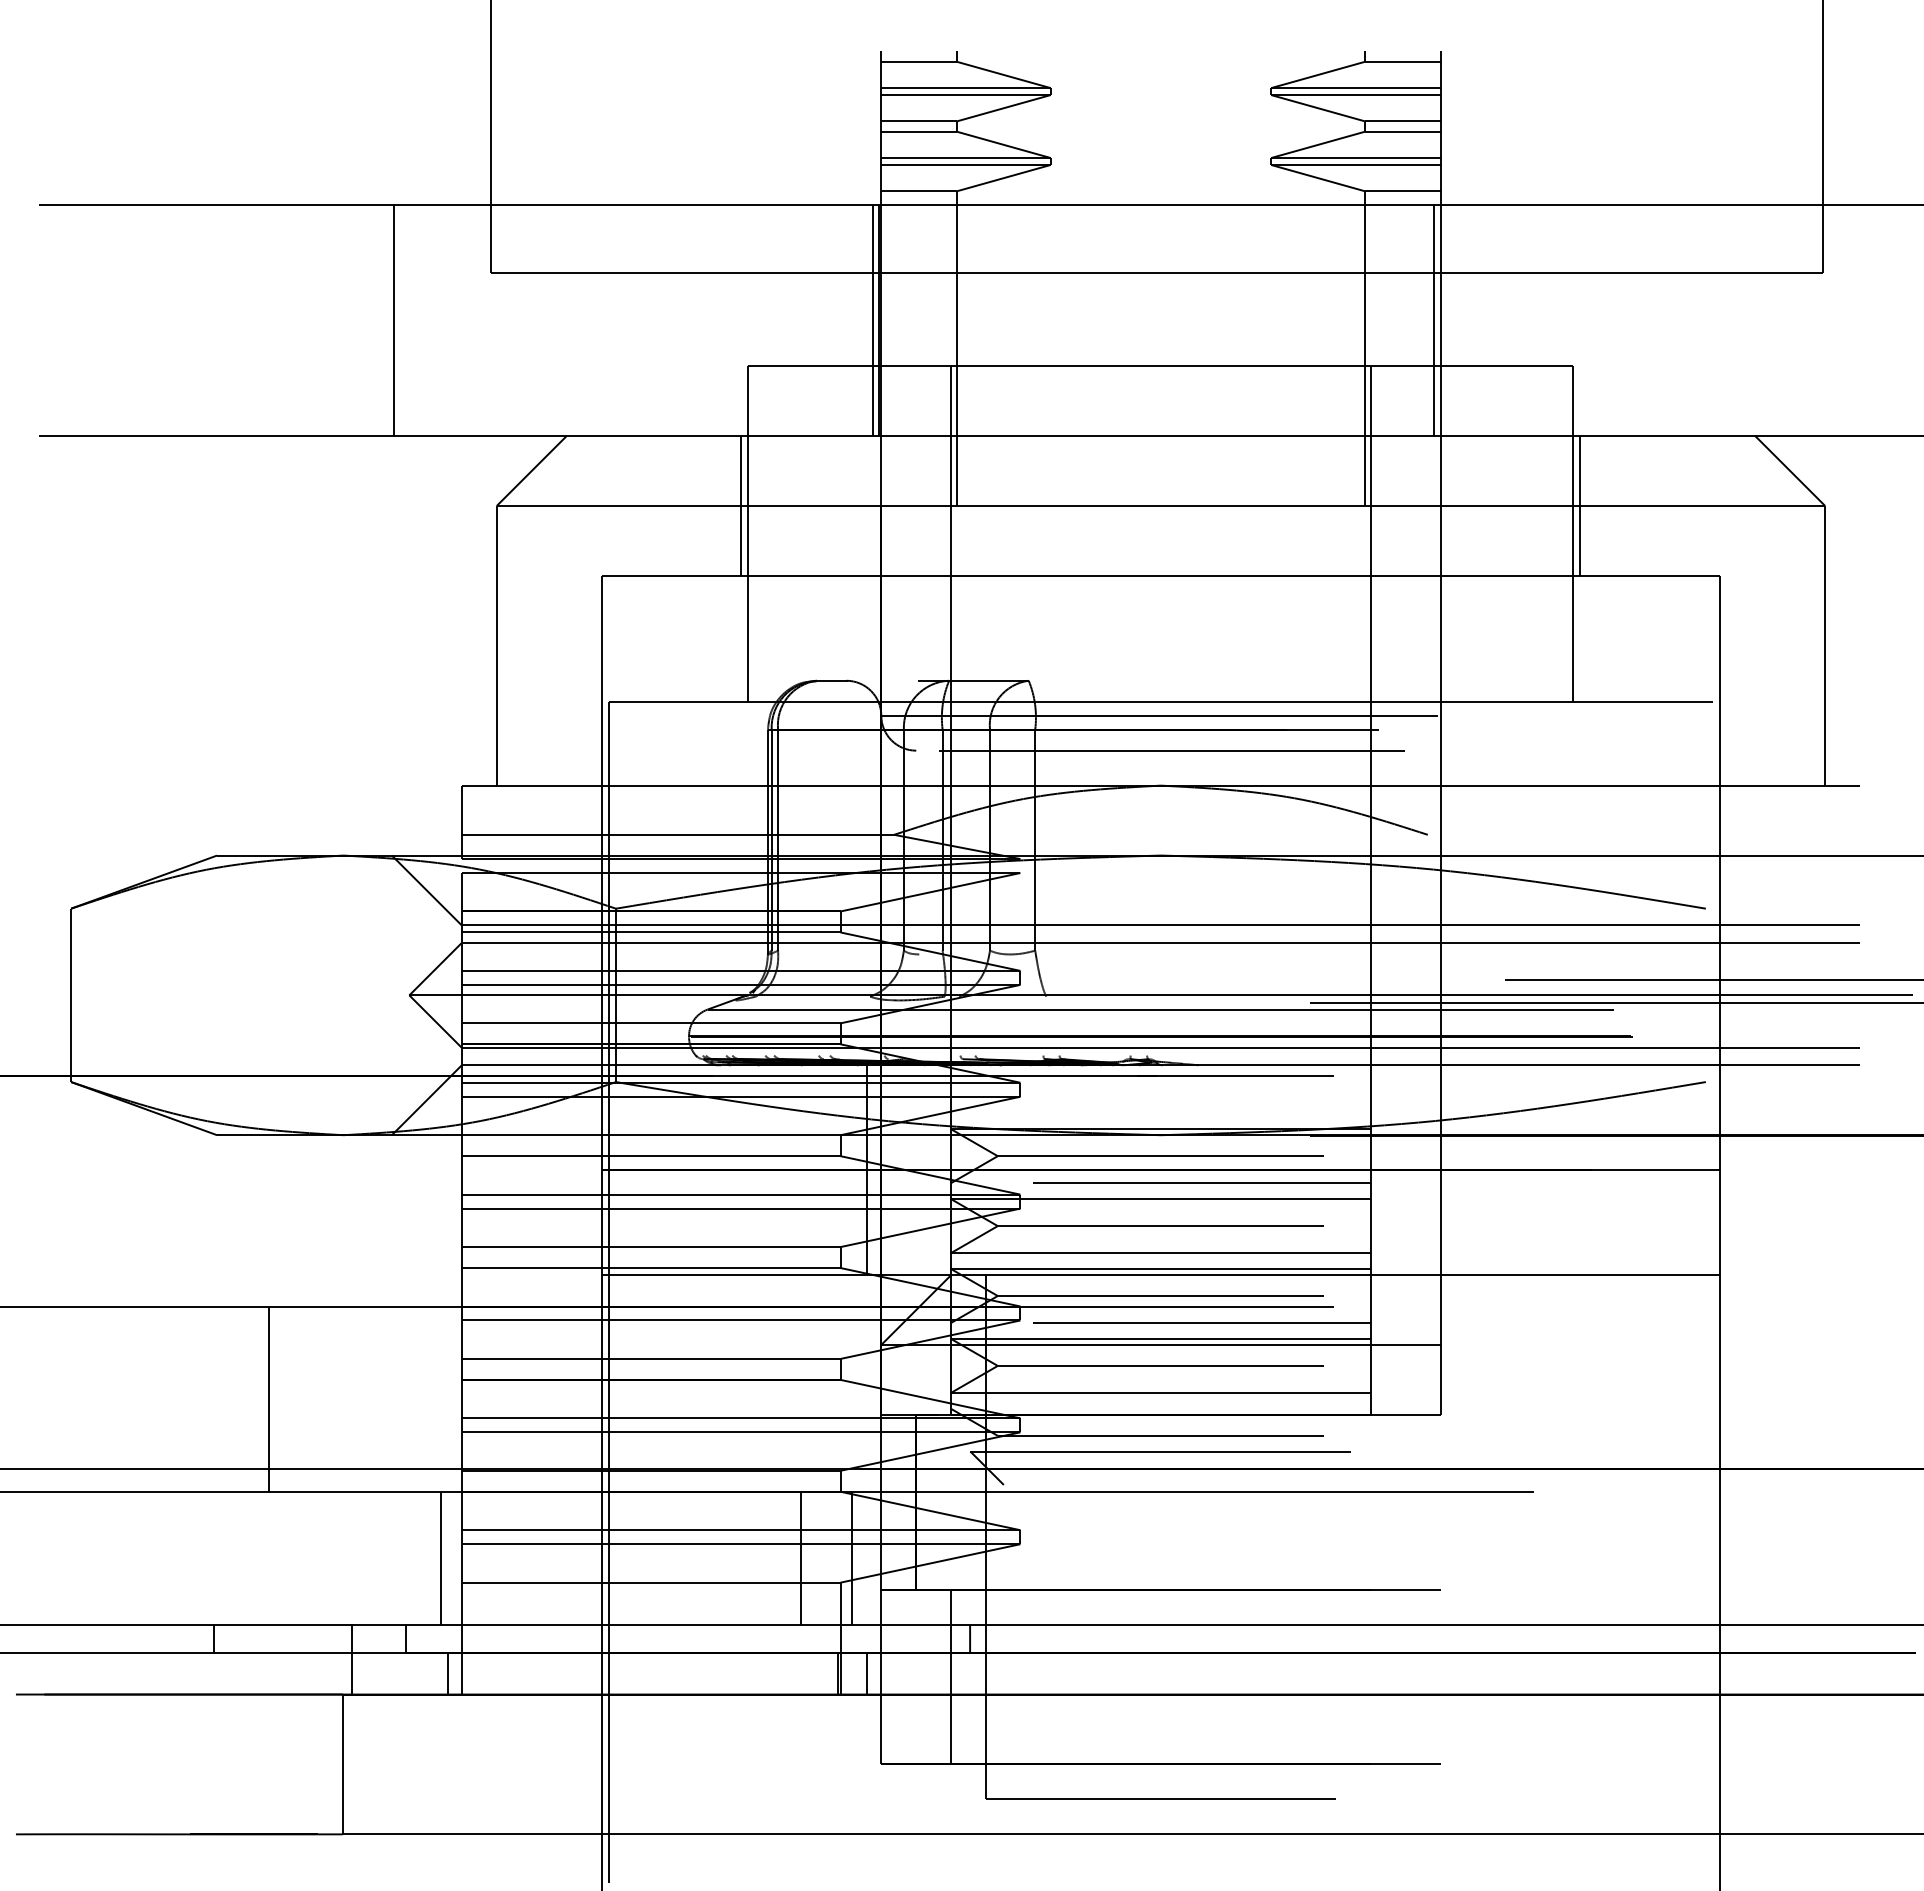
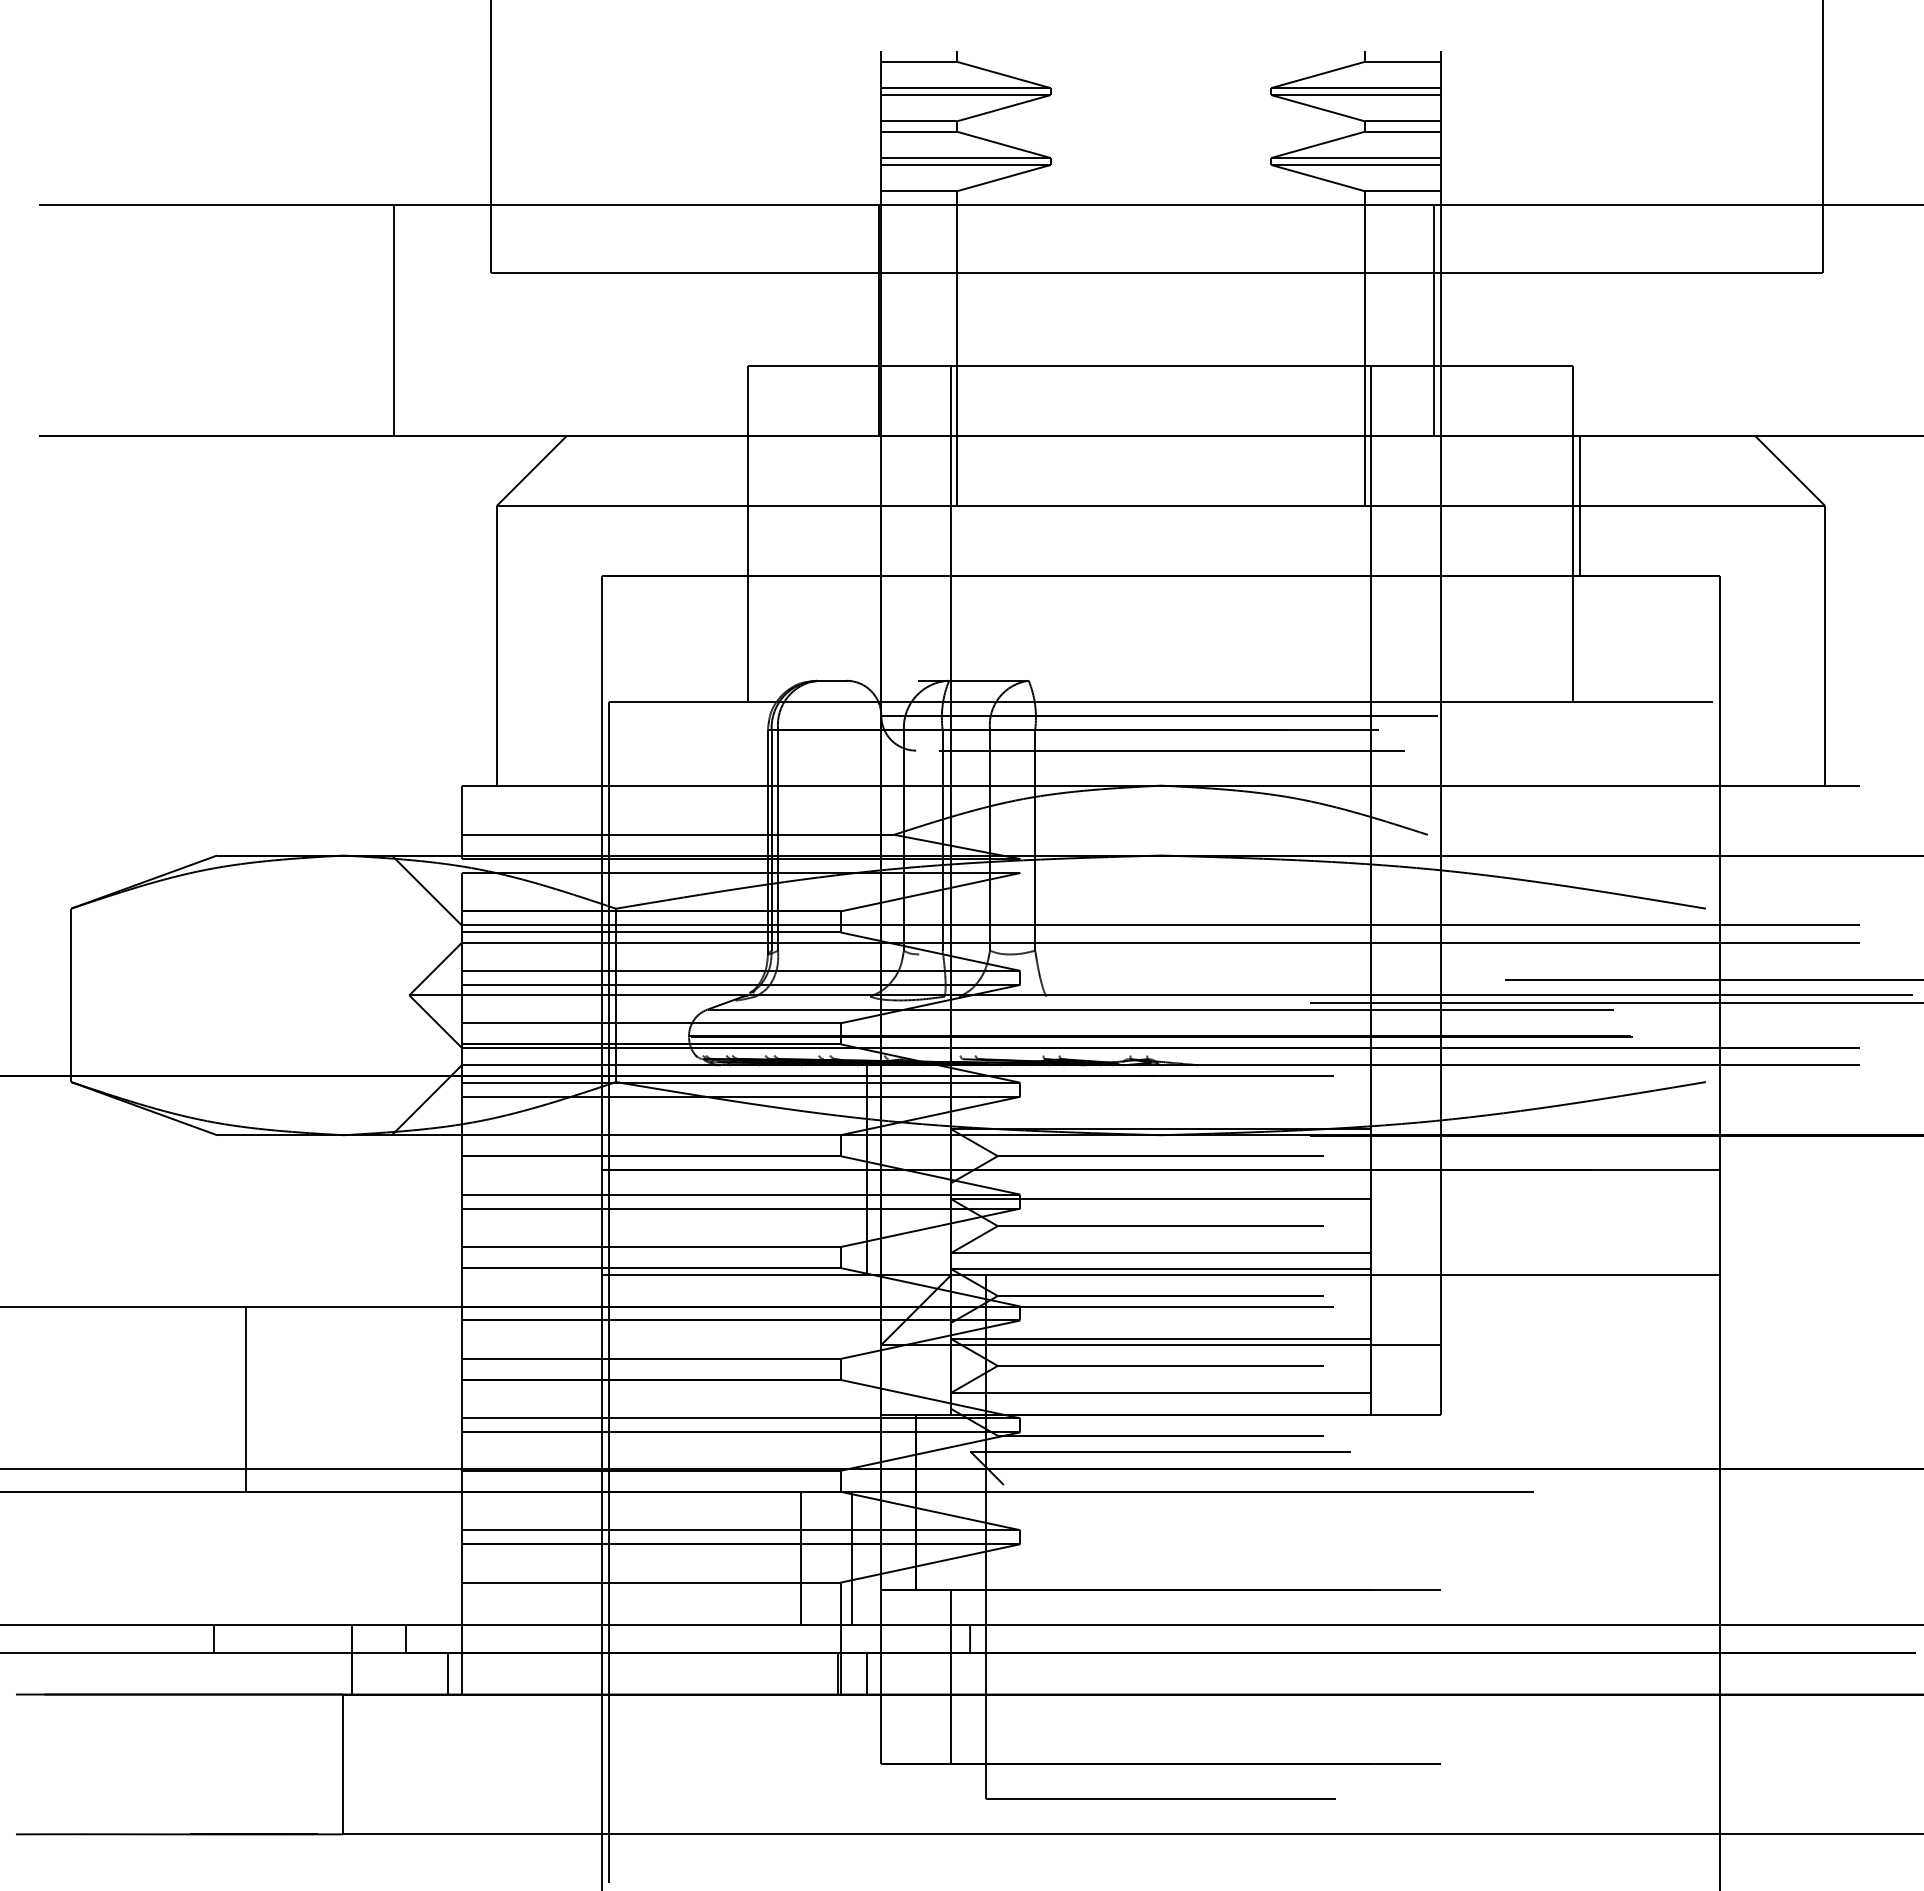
line: present -> none (872, 320)
line: present -> none (741, 505)
line: present -> none (1201, 1183)
line: present -> none (1201, 1322)
line position: (268, 1399) -> (245, 1399) (245, 1399)
line: present -> none (441, 1557)
